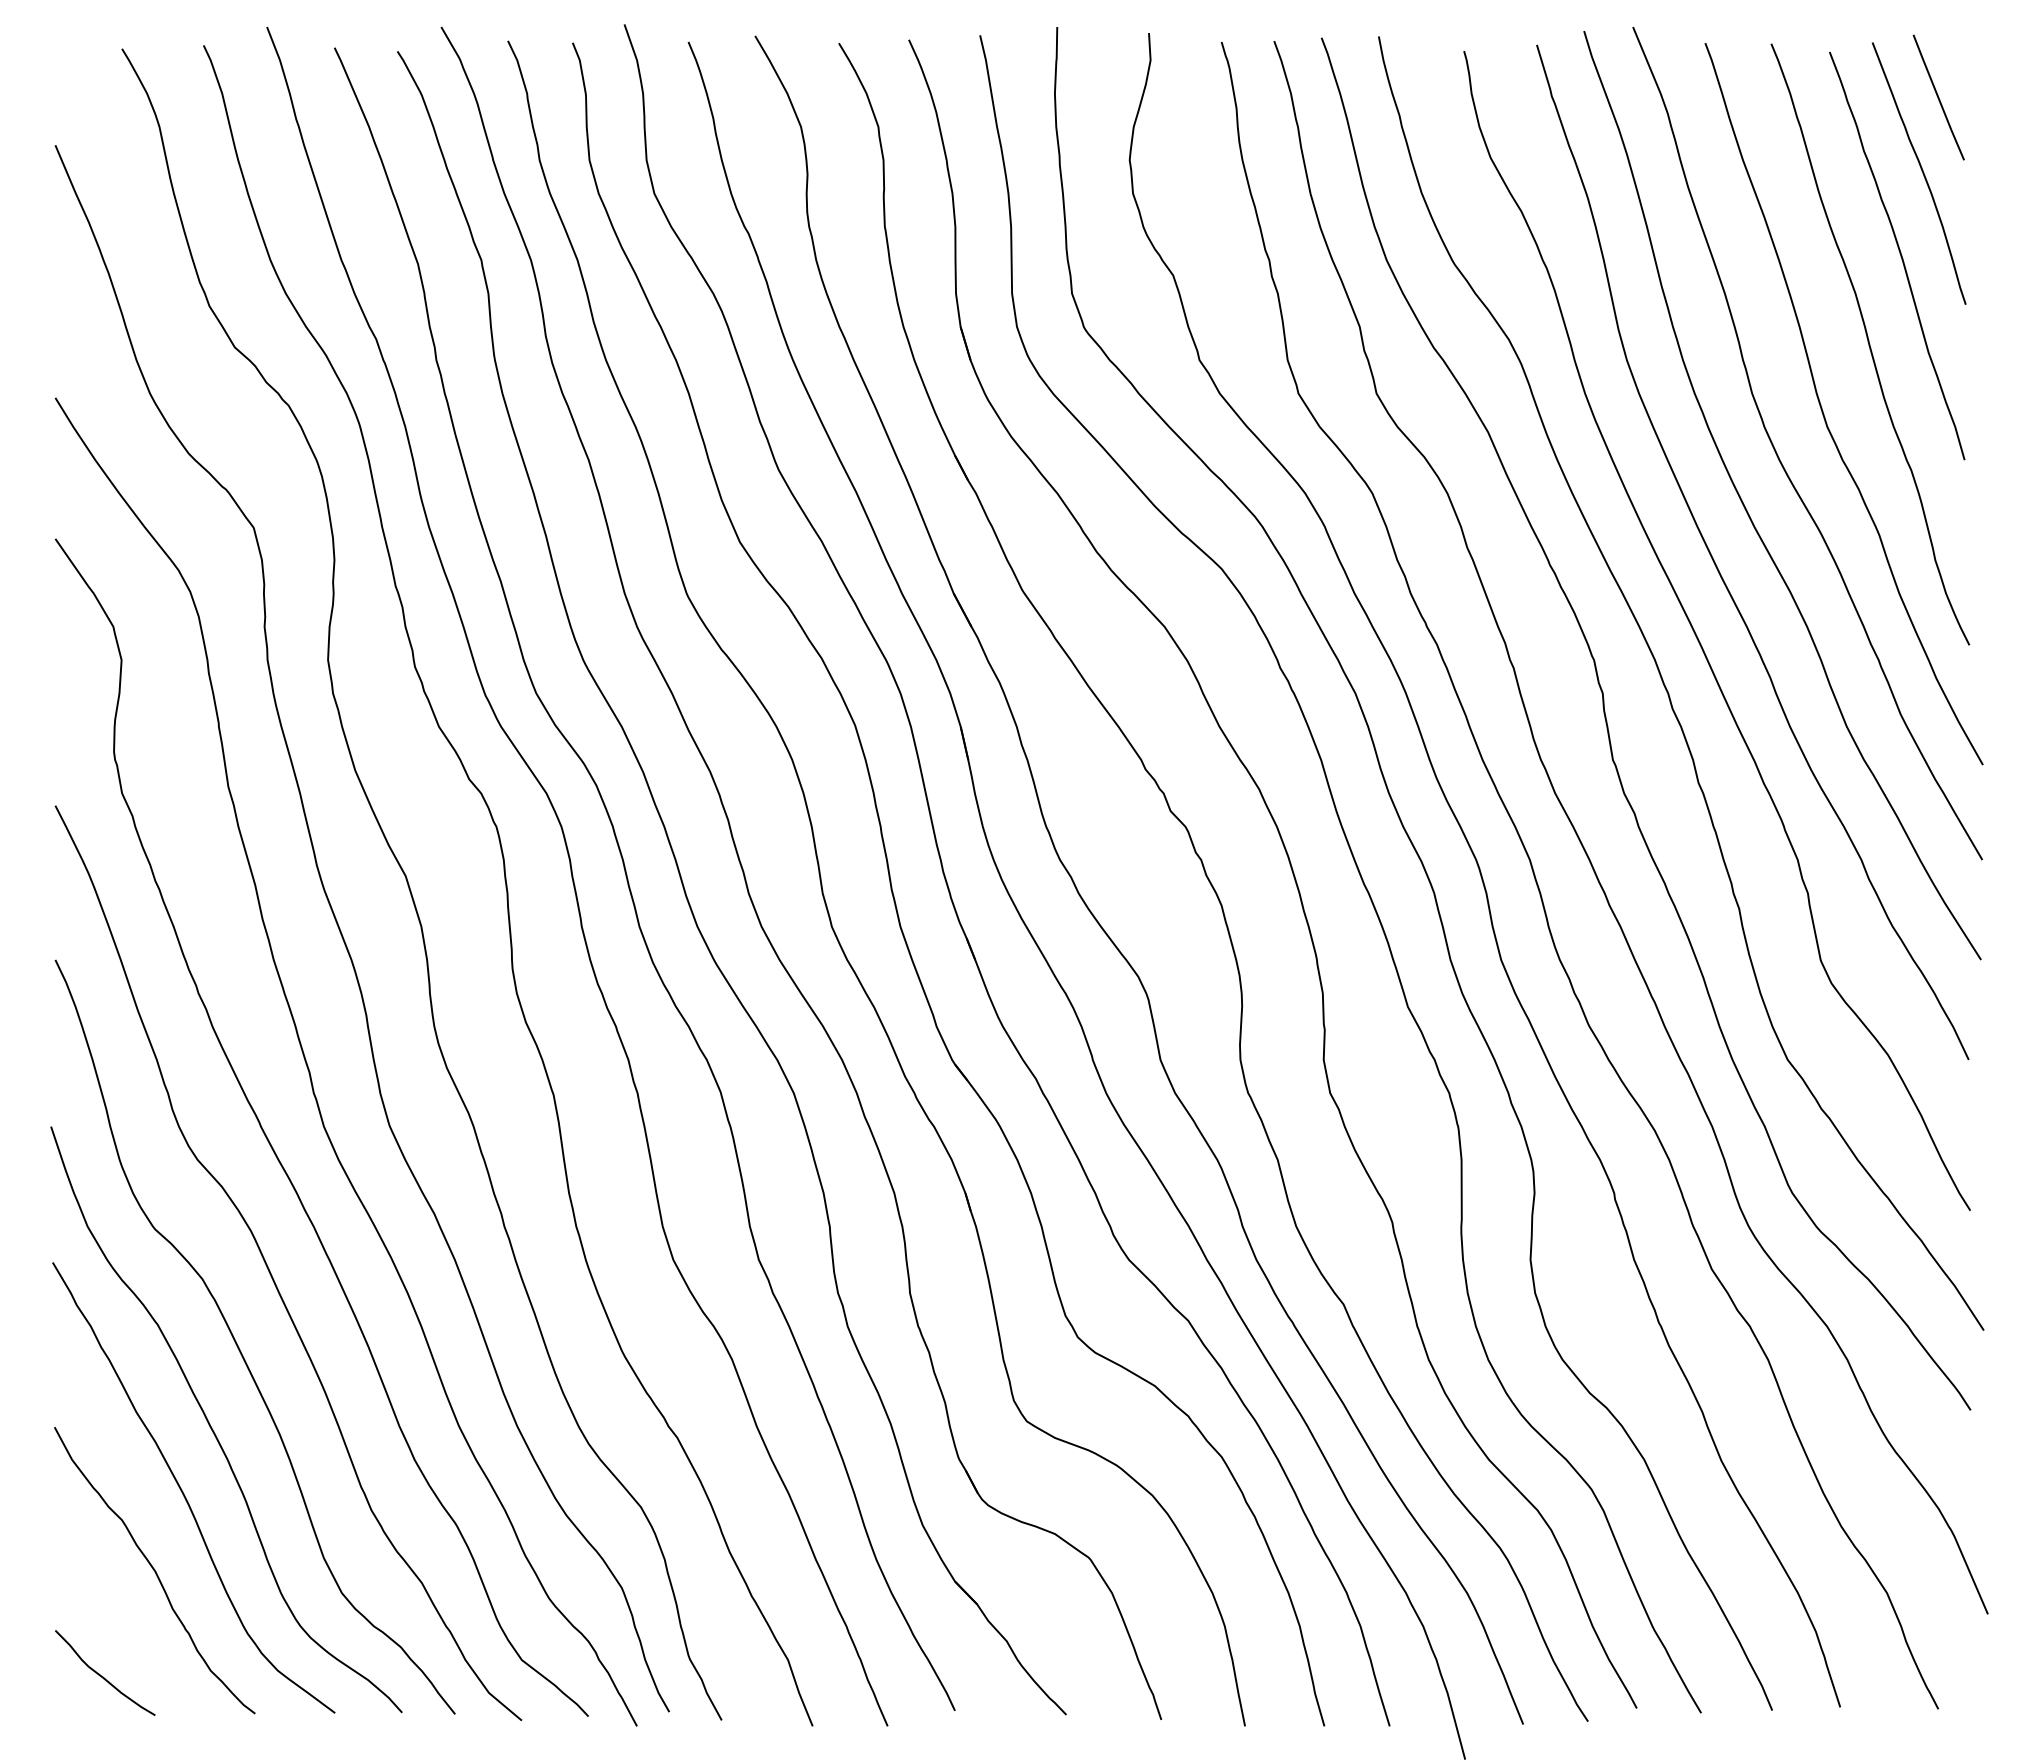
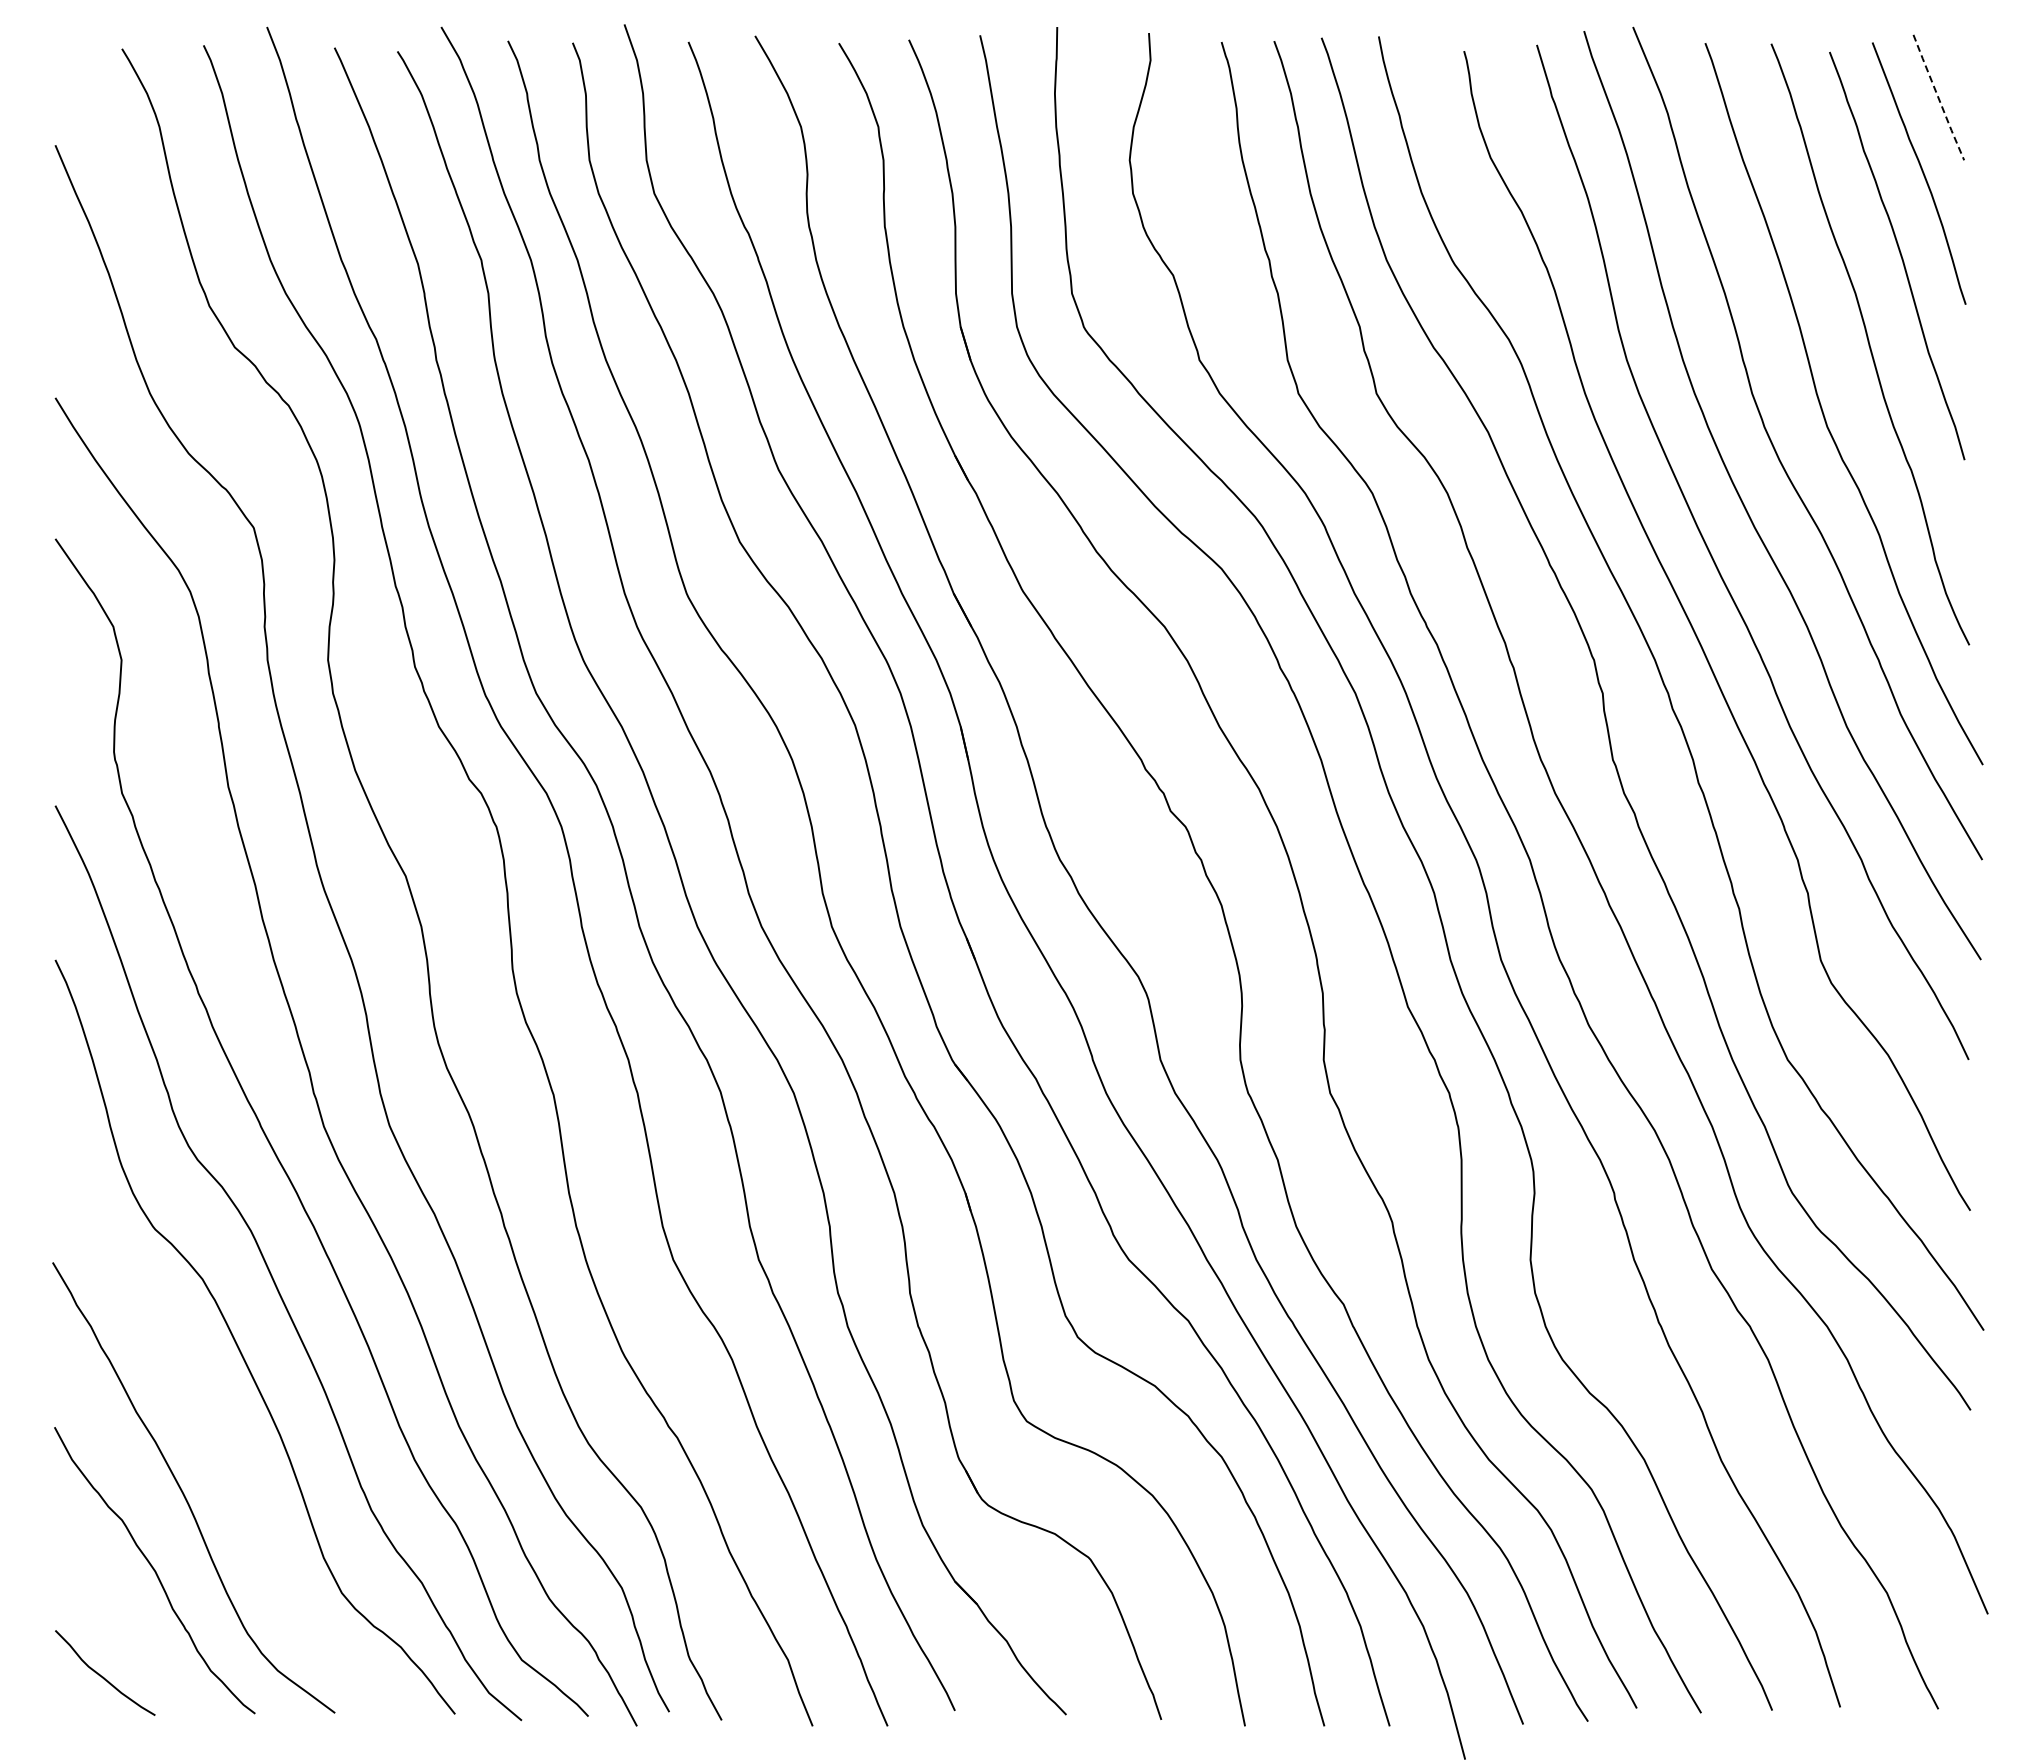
line: solid -> dashed (1938, 97)
curve: present -> none (212, 1427)
